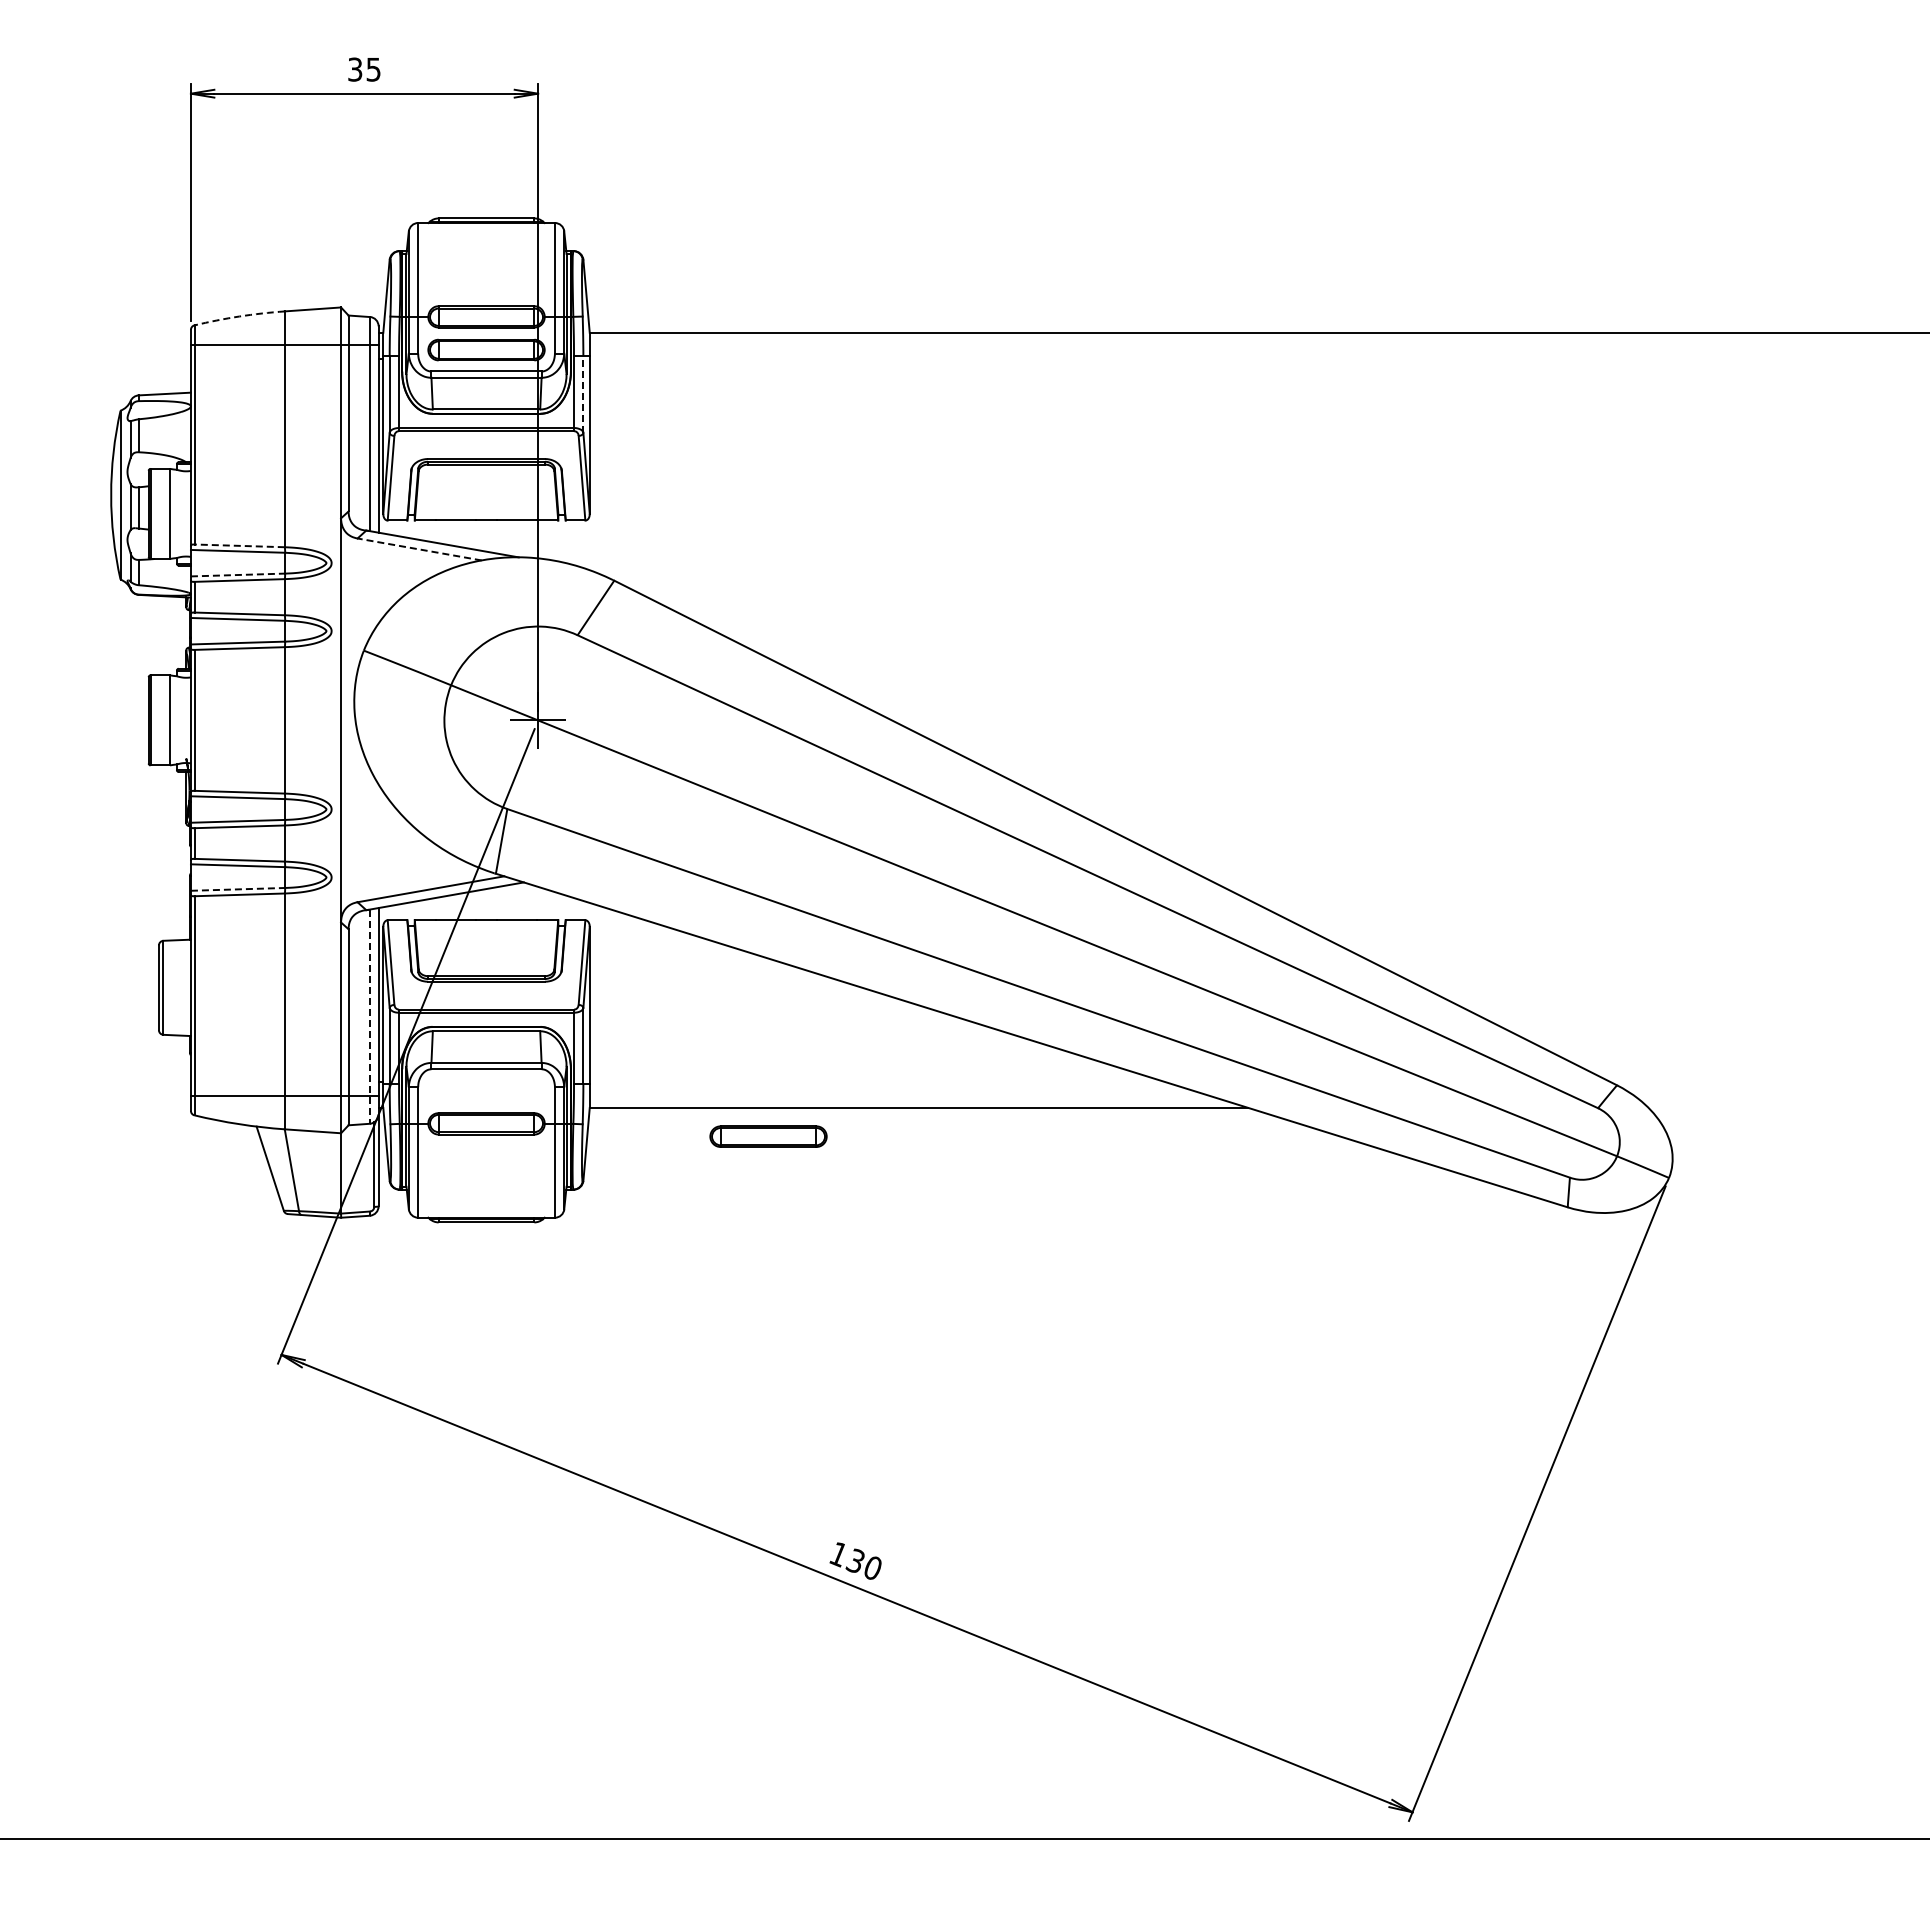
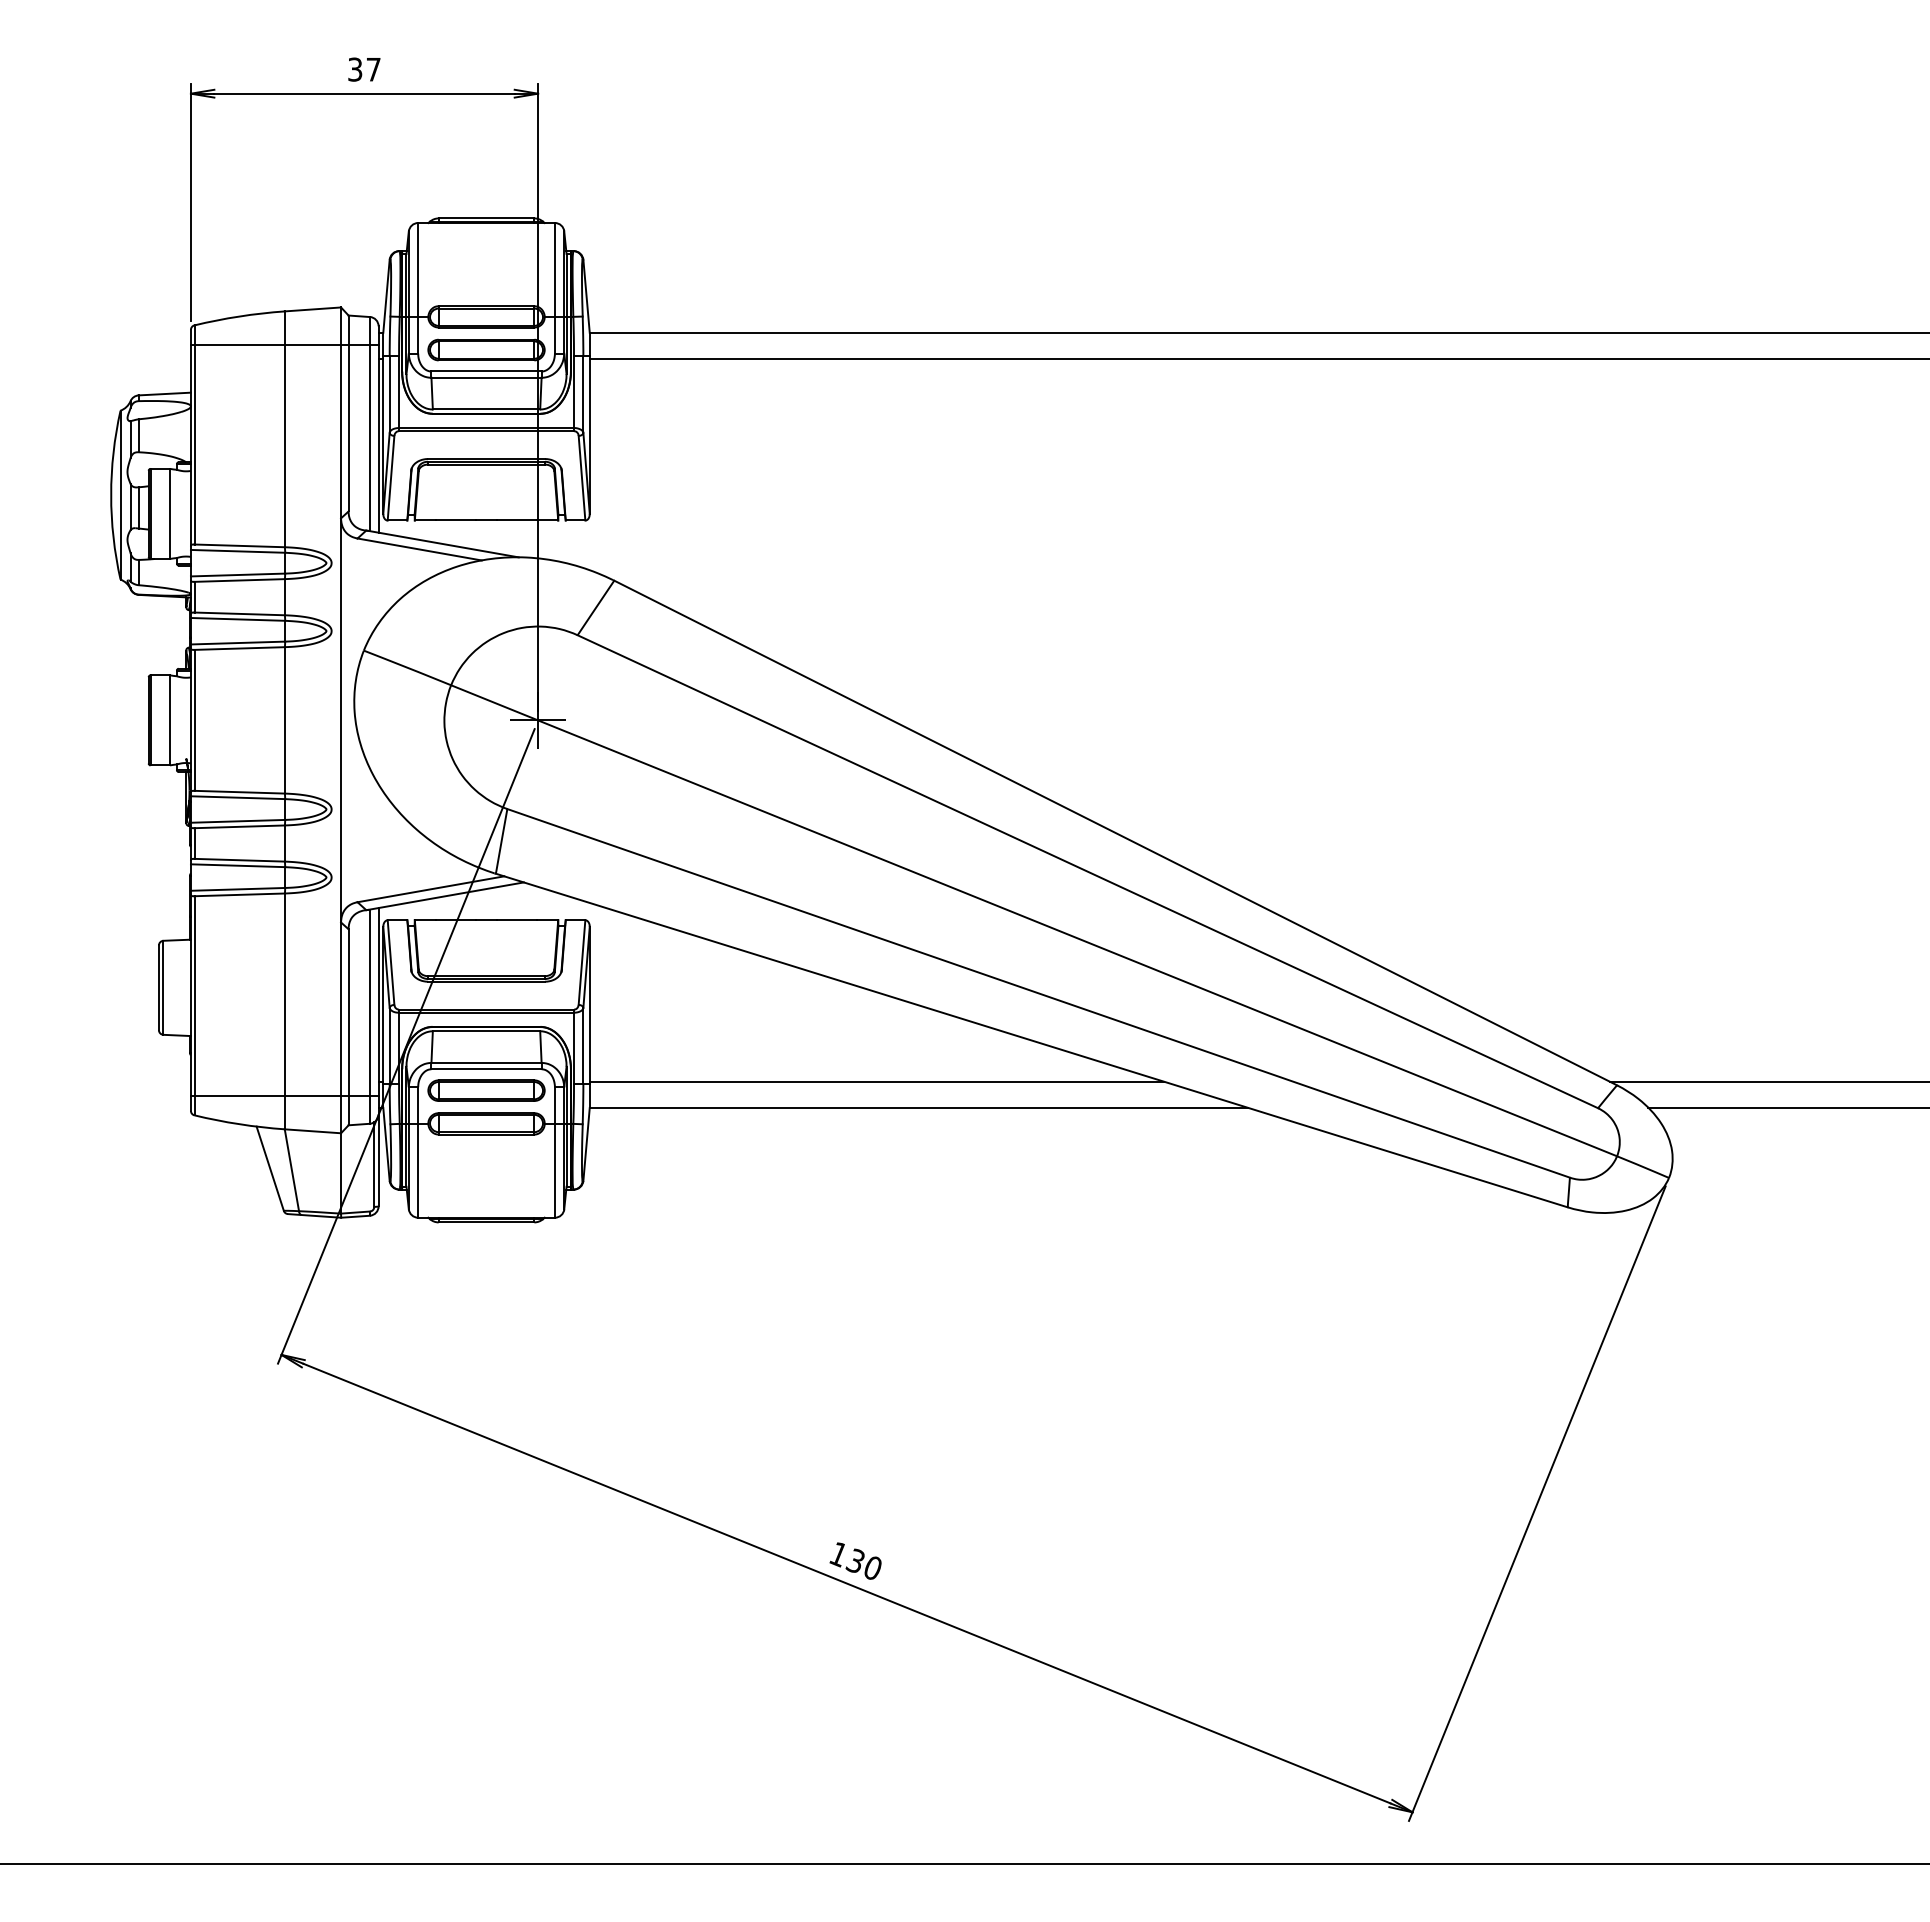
text: 35 -> 37 (373, 69)
arc: dashed -> solid (239, 316)
line: none -> present (1257, 359)
line: dashed -> solid (583, 394)
line: dashed -> solid (239, 545)
line: dashed -> solid (419, 549)
line: dashed -> solid (238, 575)
line: dashed -> solid (238, 889)
line: dashed -> solid (369, 1017)
line: none -> present (876, 1081)
line: none -> present (1767, 1081)
line: none -> present (1787, 1107)
part position: (768, 1136) -> (486, 1090) (486, 1090)
line position: (964, 1839) -> (964, 1864) (964, 1864)
